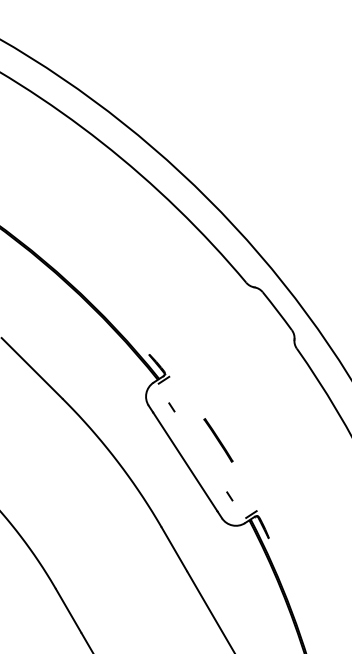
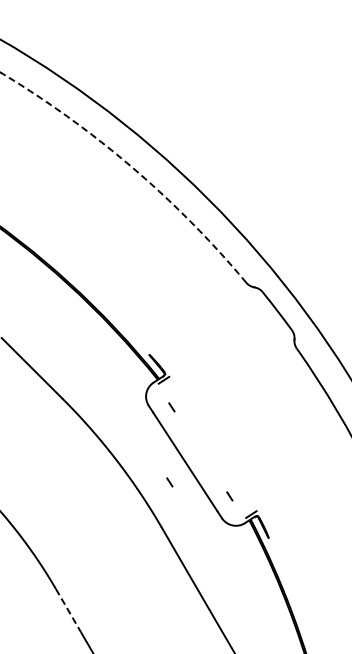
arc: solid -> dashed (131, 167)
line: present -> none (218, 440)
line: none -> present (169, 482)
line: solid -> dashed (68, 611)
